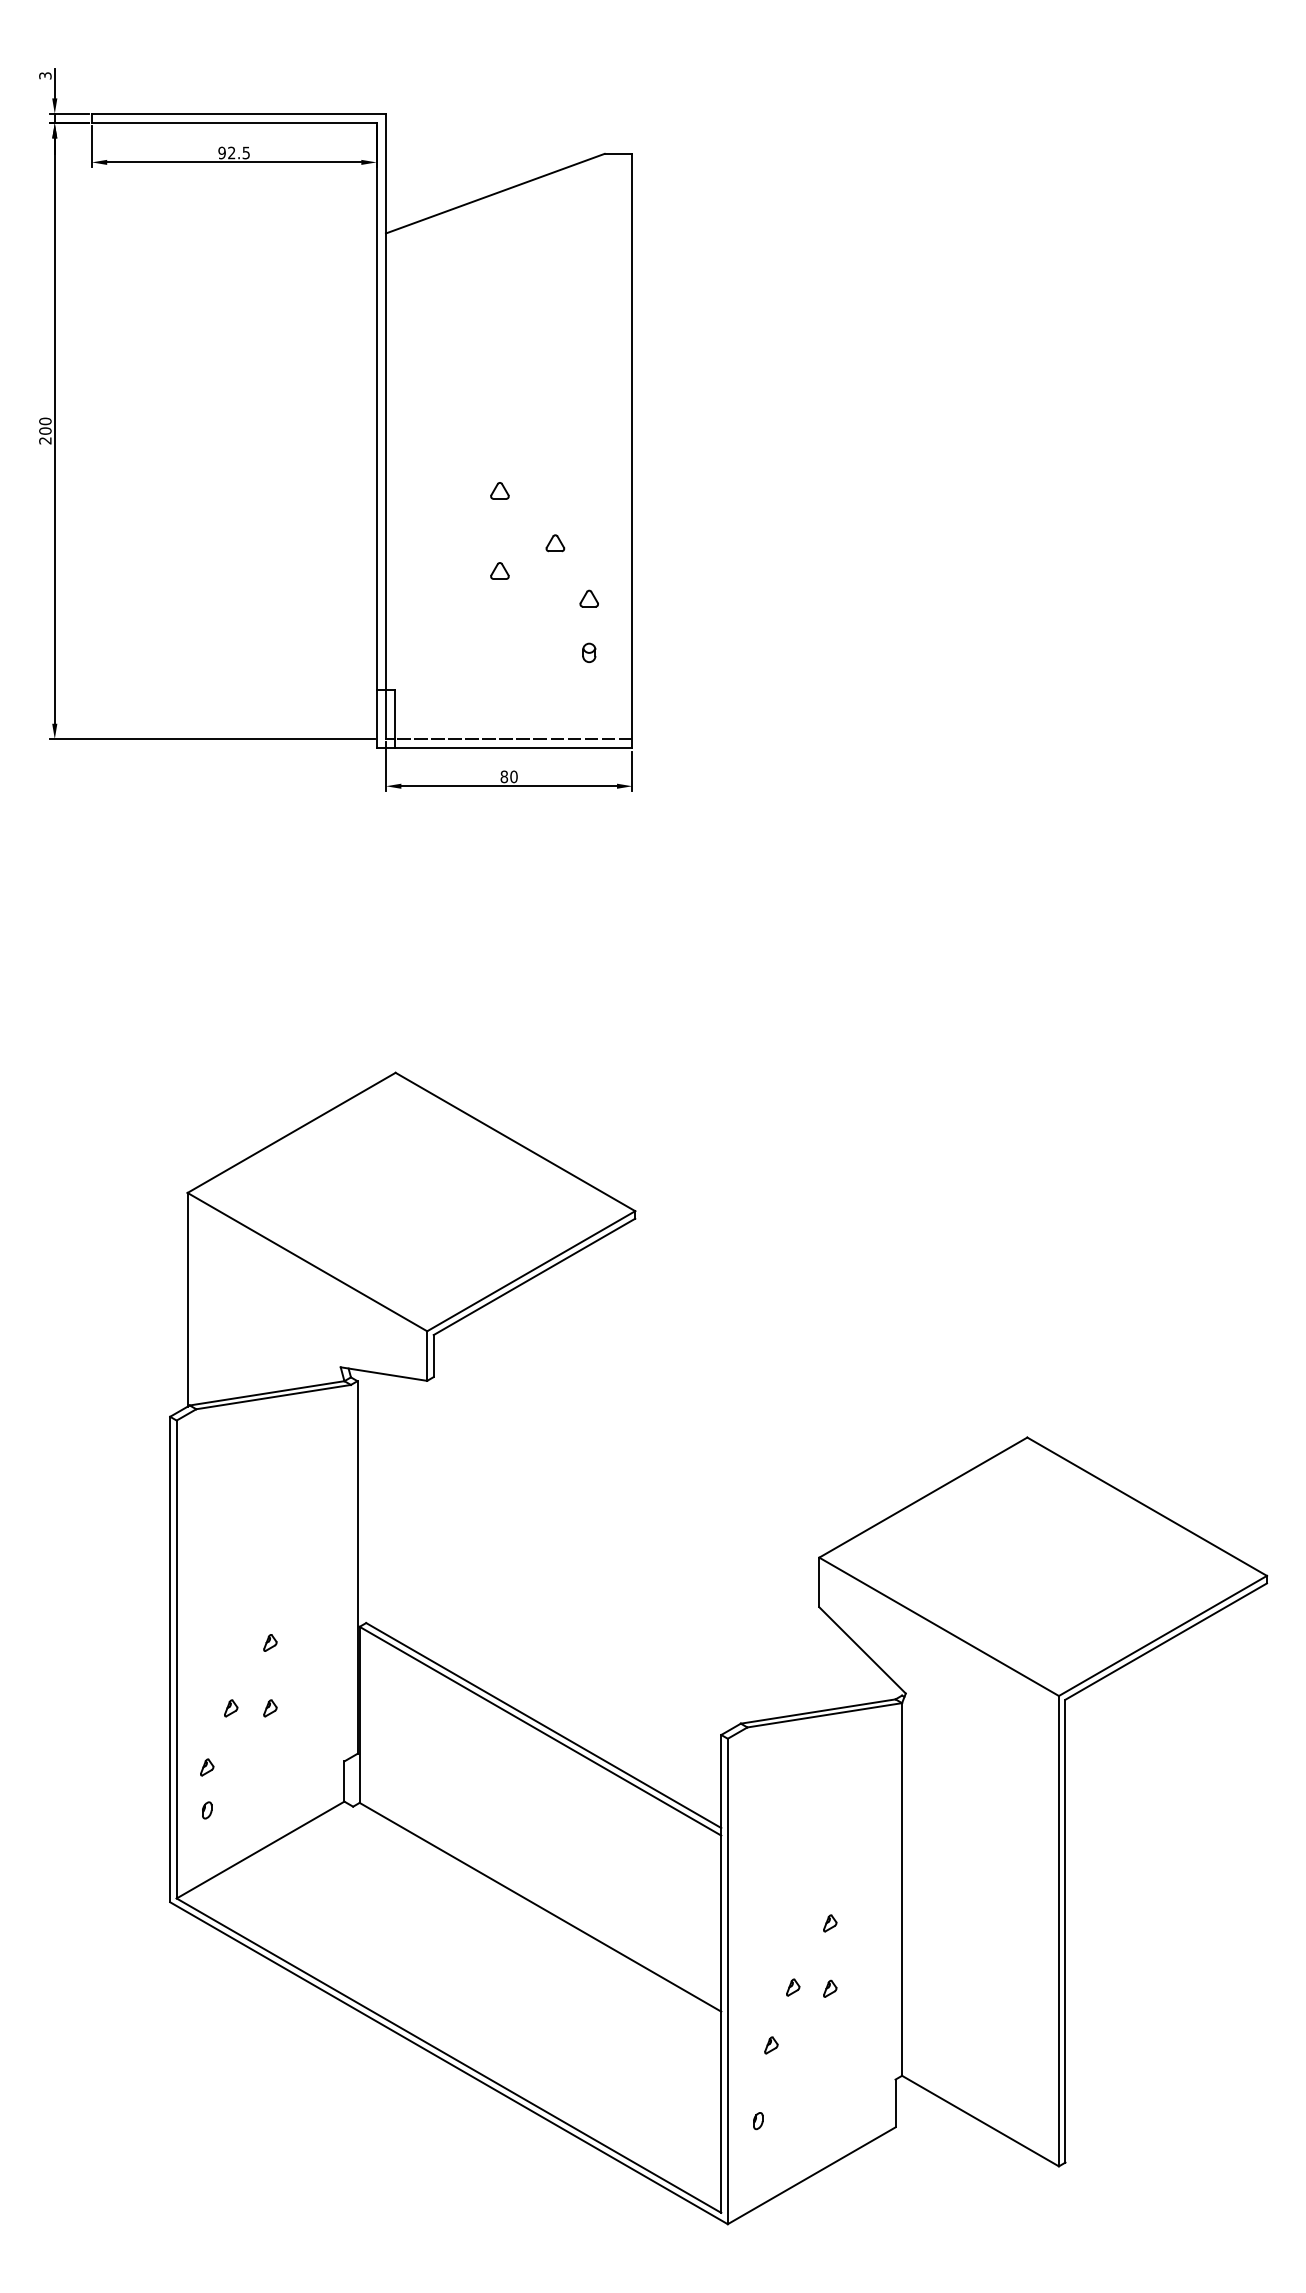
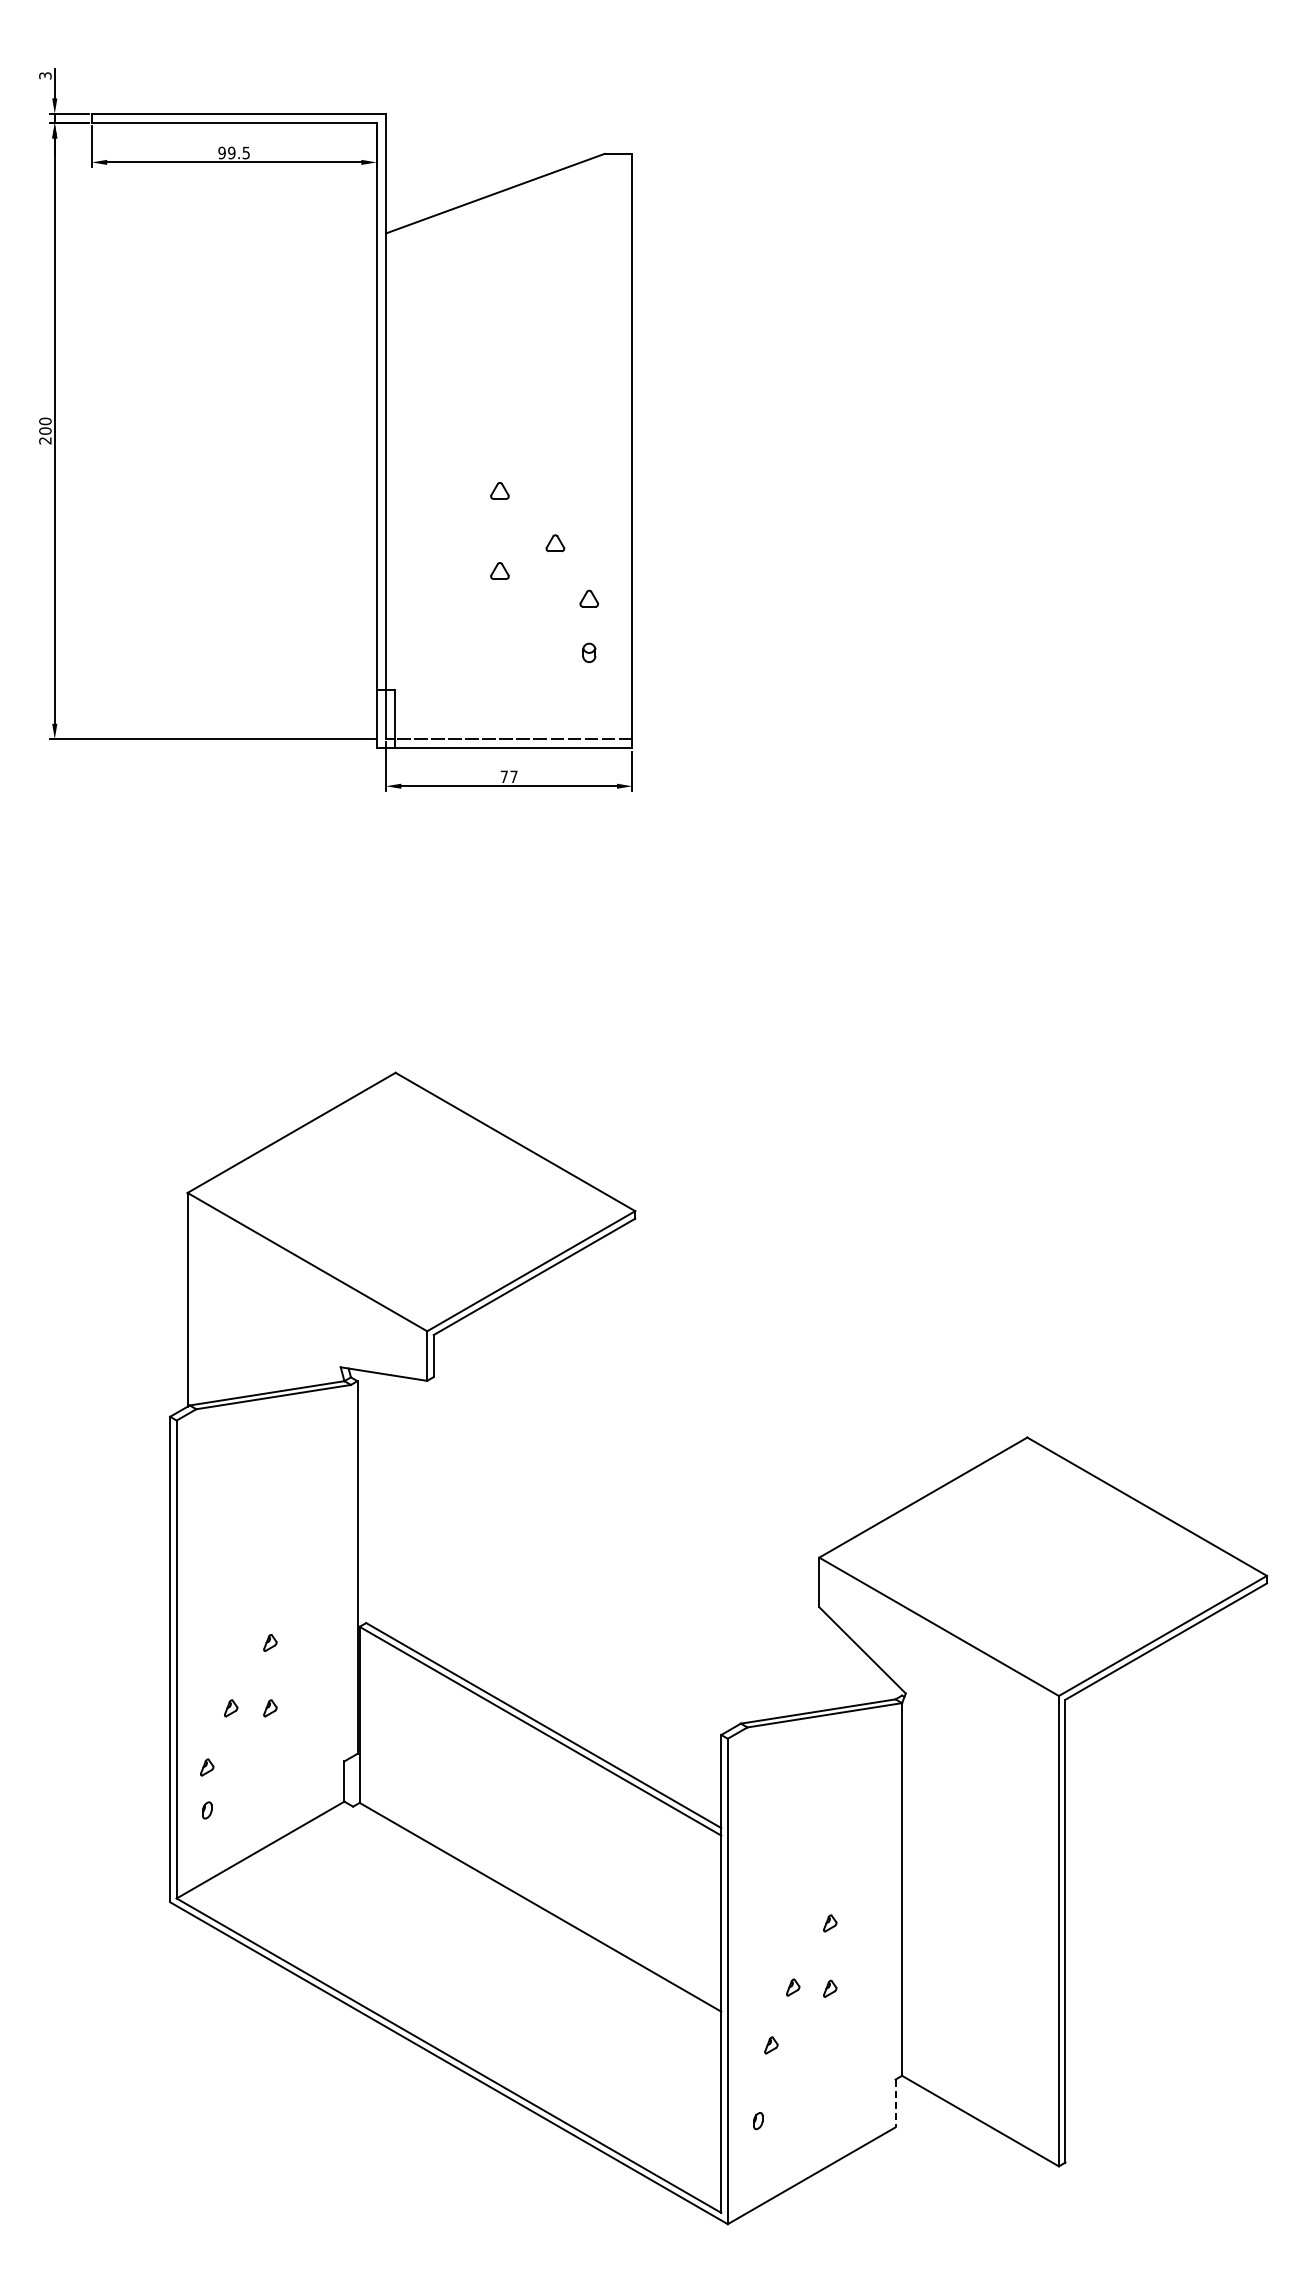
text: 92.5 -> 99.5 (231, 152)
text: 80 -> 77 (508, 776)
line: solid -> dashed (895, 2103)
